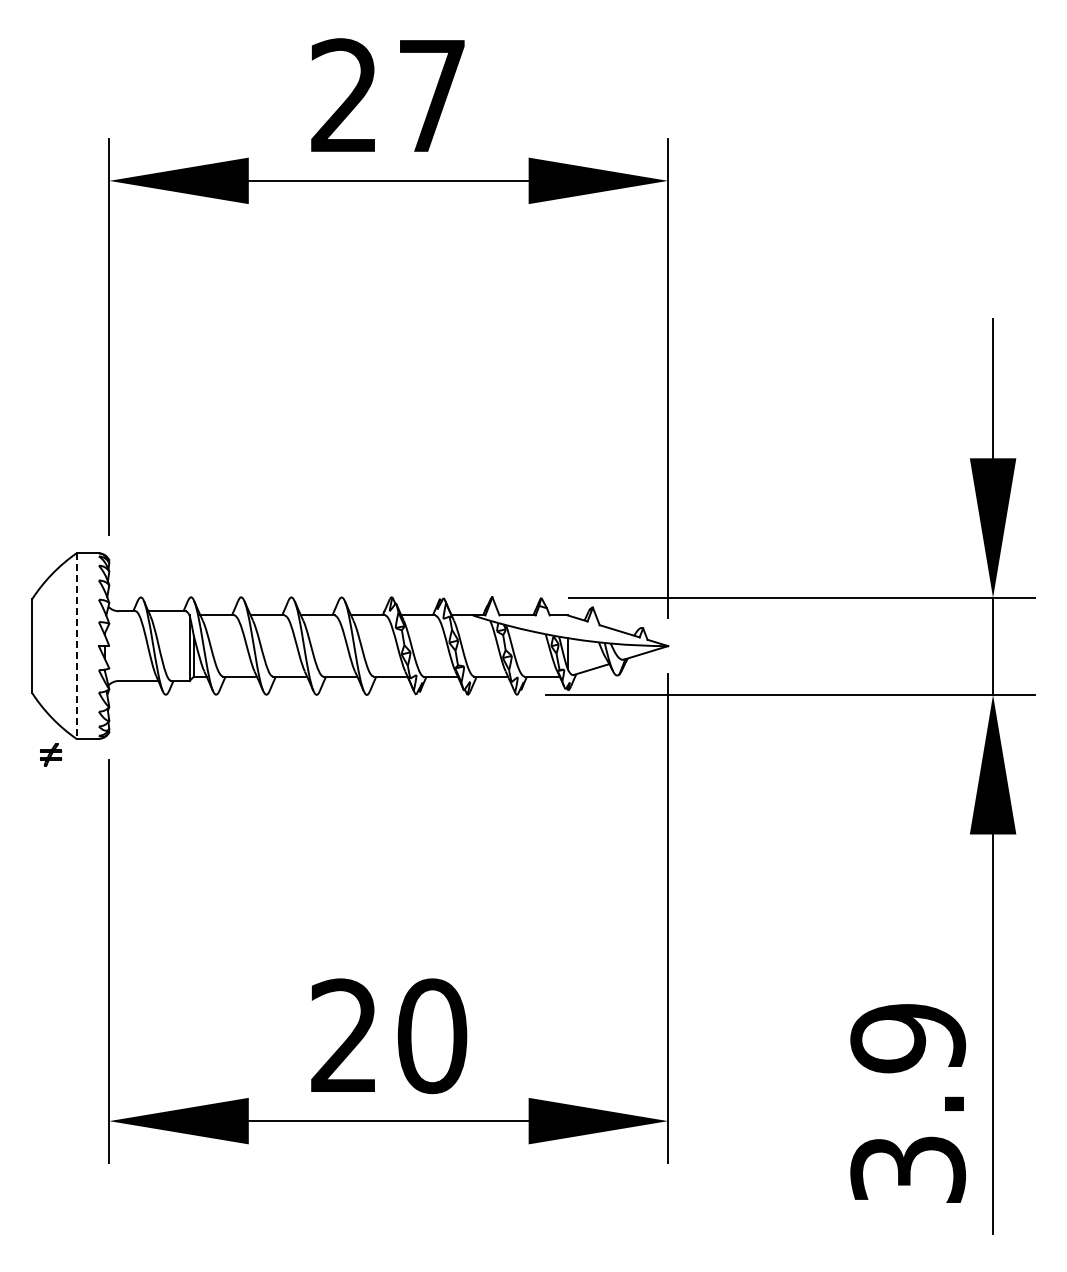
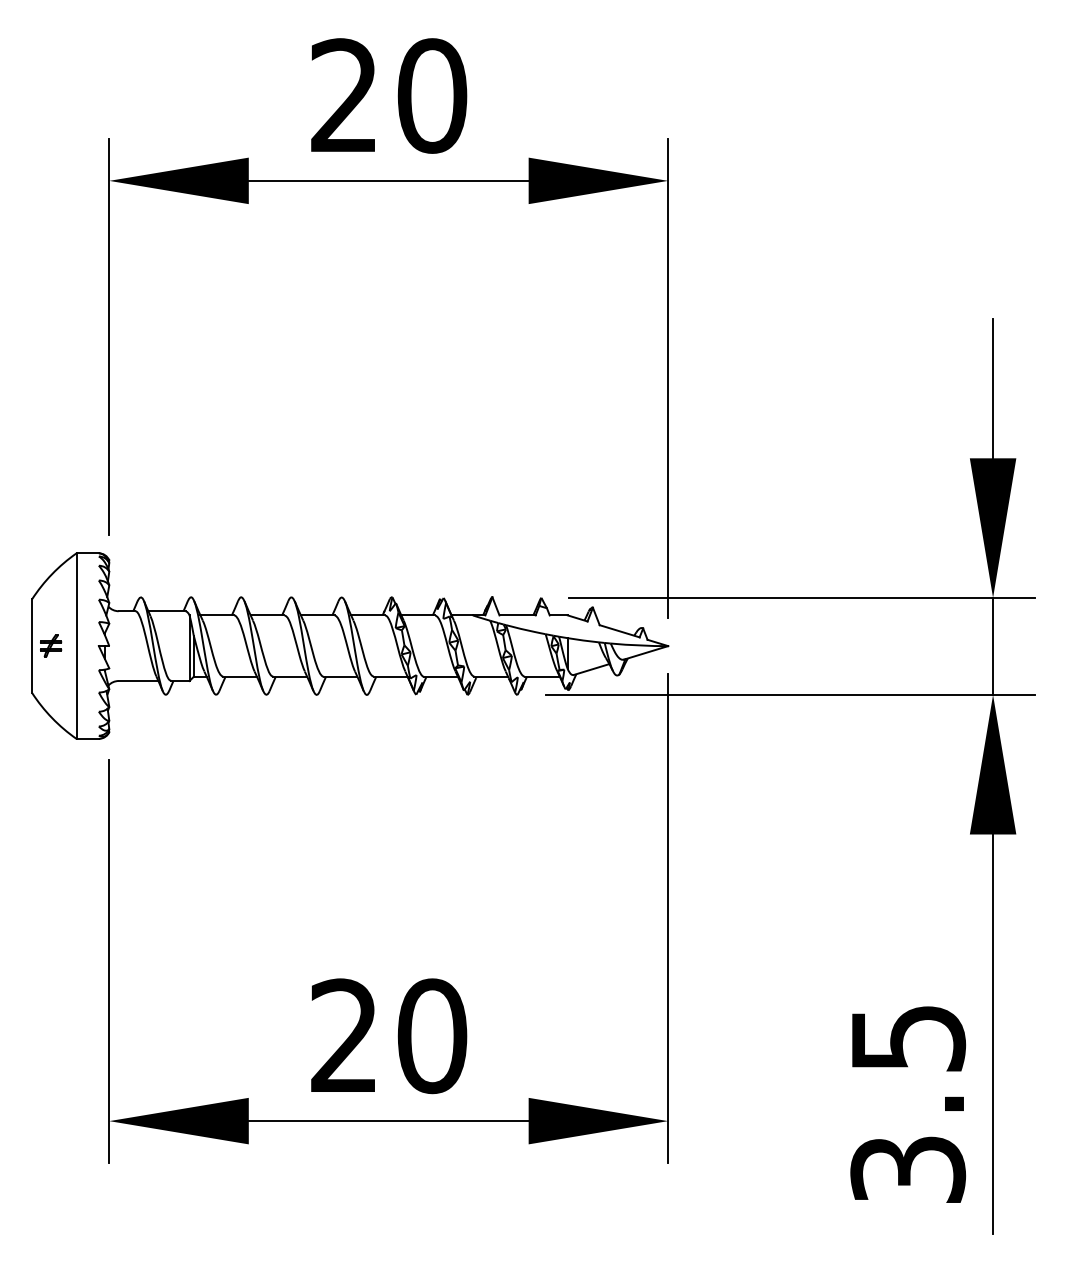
text: 27 -> 20 (432, 95)
line: dashed -> solid (76, 646)
part position: (51, 754) -> (51, 645) (51, 645)
text: 3.9 -> 3.5 (907, 1038)
